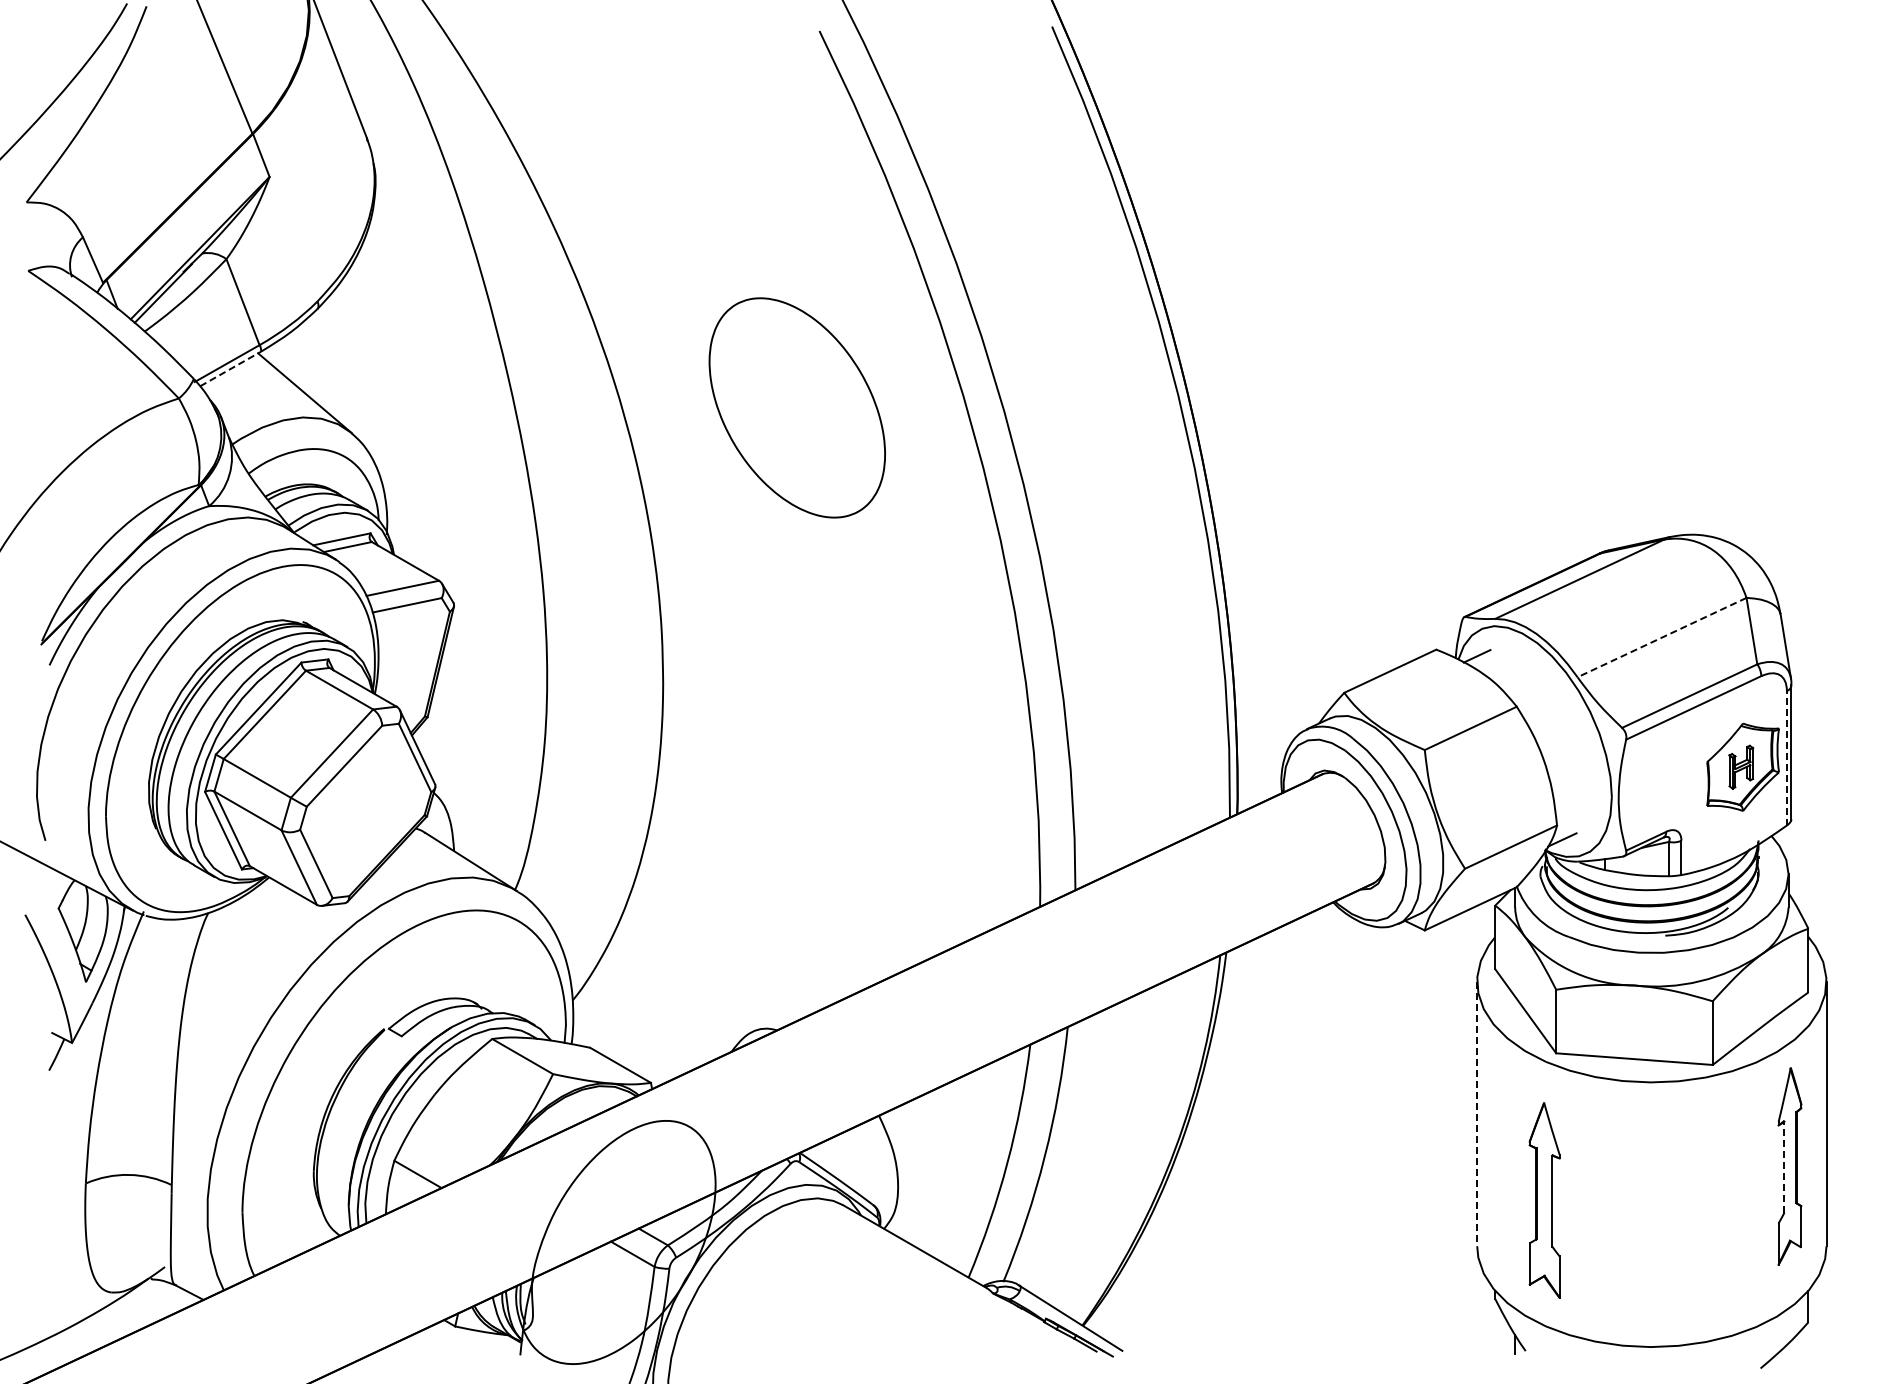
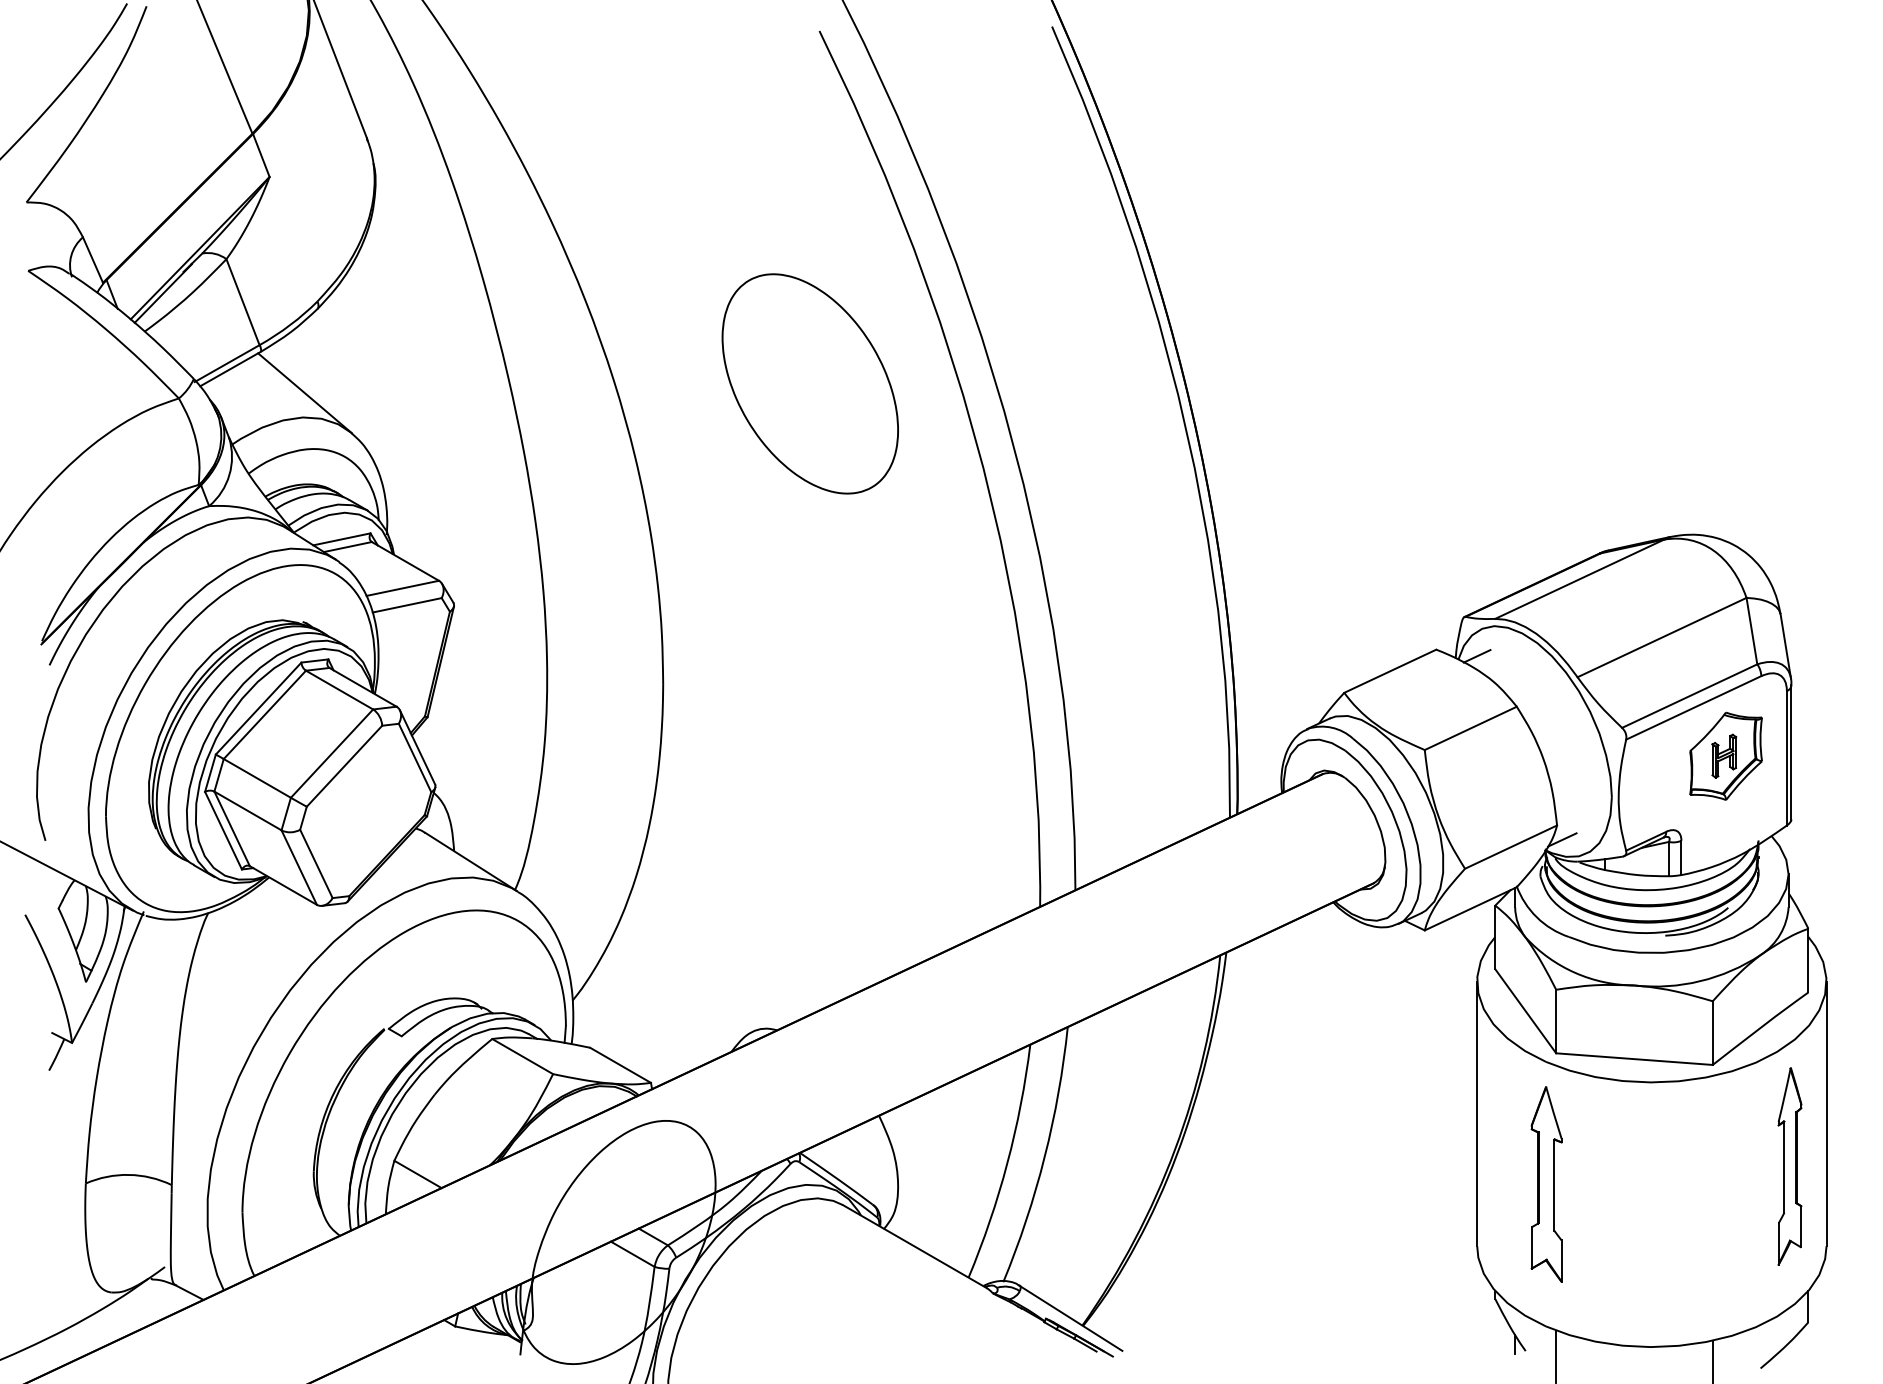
line: dashed -> solid (230, 368)
part position: (796, 407) -> (809, 383) (809, 383)
line: dashed -> solid (1661, 637)
line: dashed -> solid (1786, 757)
part position: (1742, 766) -> (1725, 755) (1725, 755)
line: dashed -> solid (1477, 1114)
line: dashed -> solid (1784, 1167)
part position: (1544, 1200) -> (1546, 1184) (1546, 1184)
line: none -> present (1556, 1355)
line: none -> present (1712, 1360)
